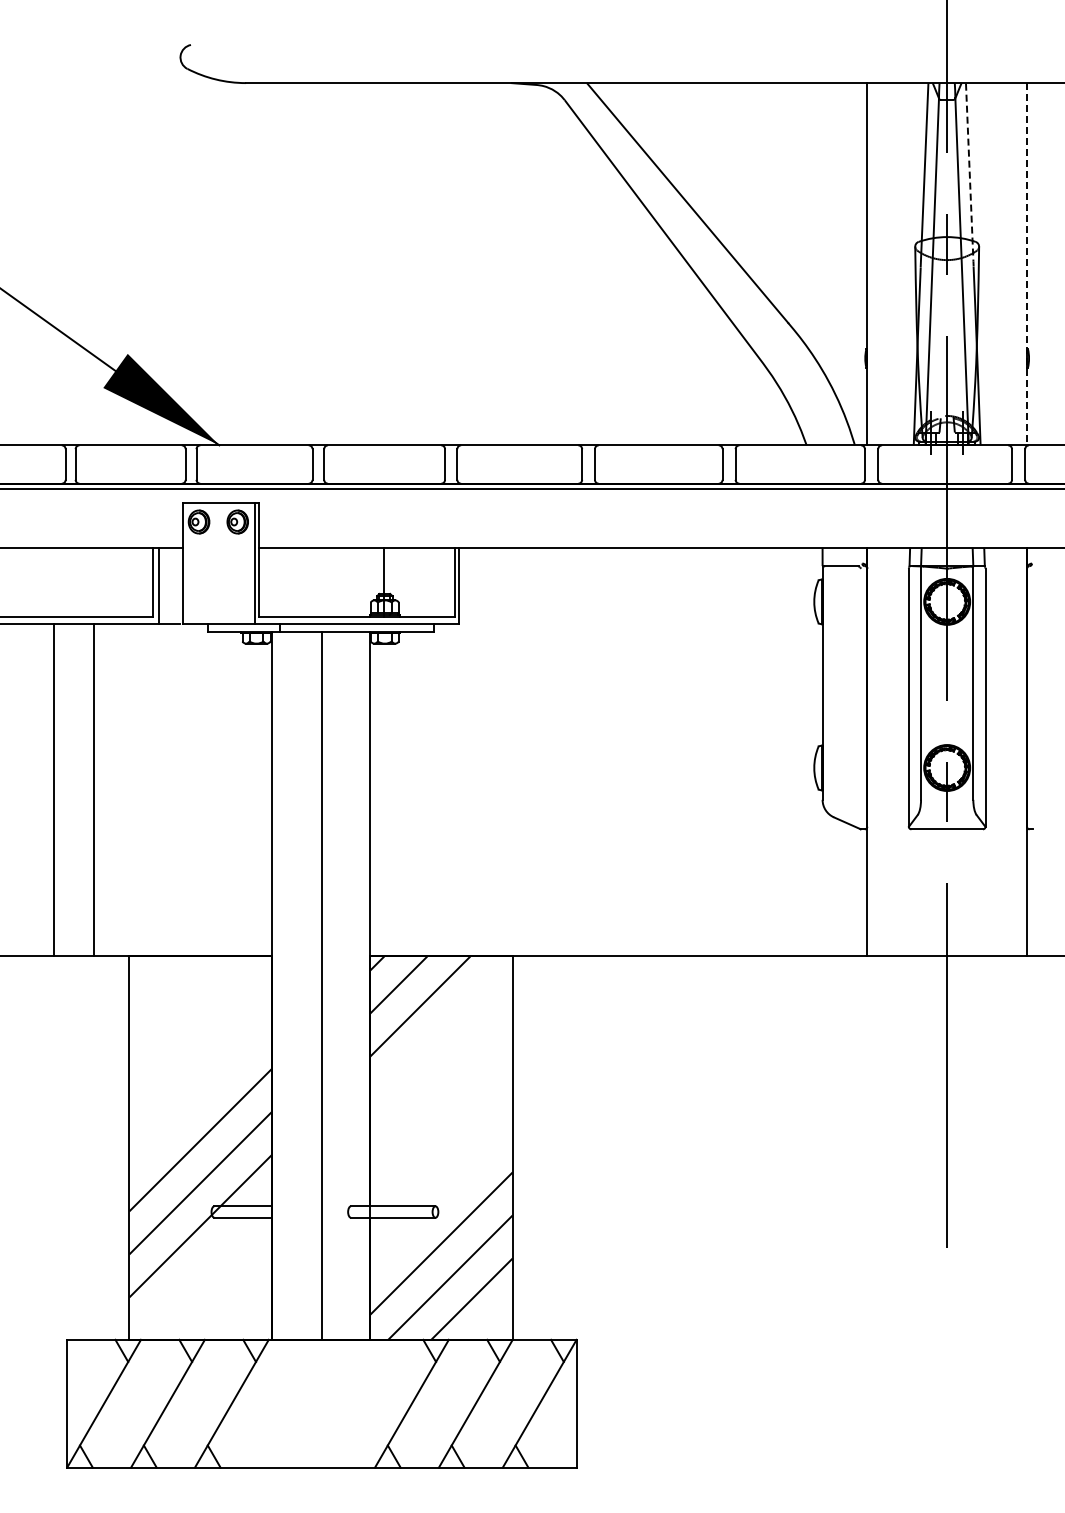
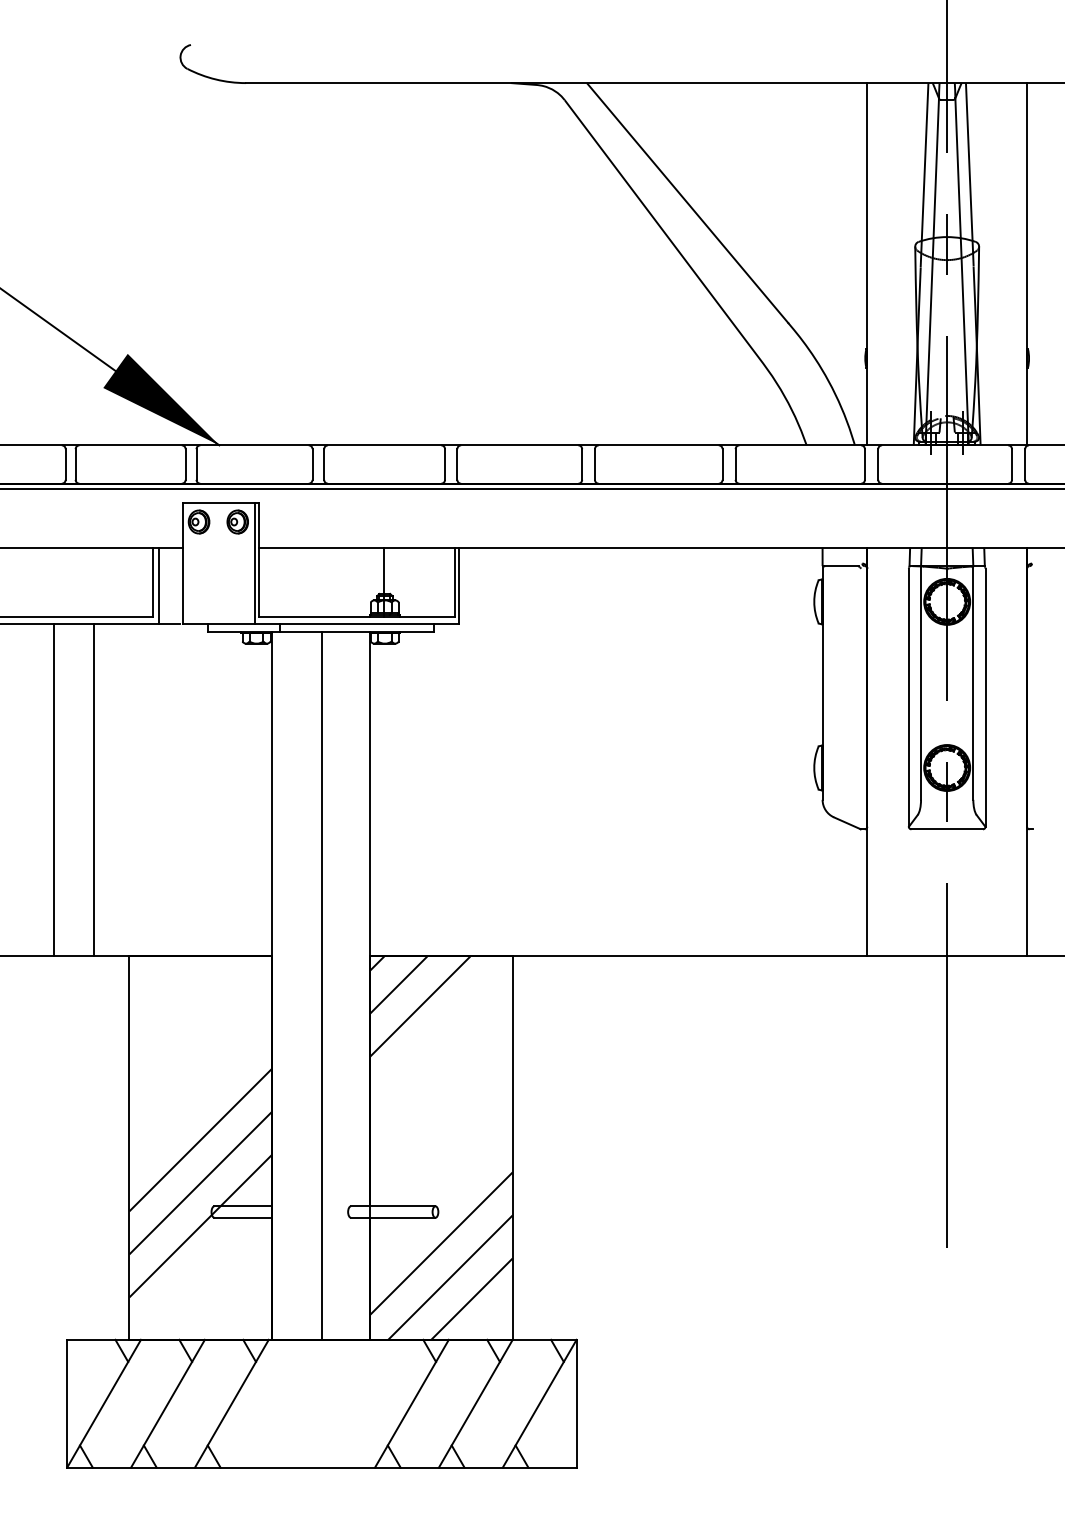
line: dashed -> solid (969, 174)
line: dashed -> solid (1027, 264)
